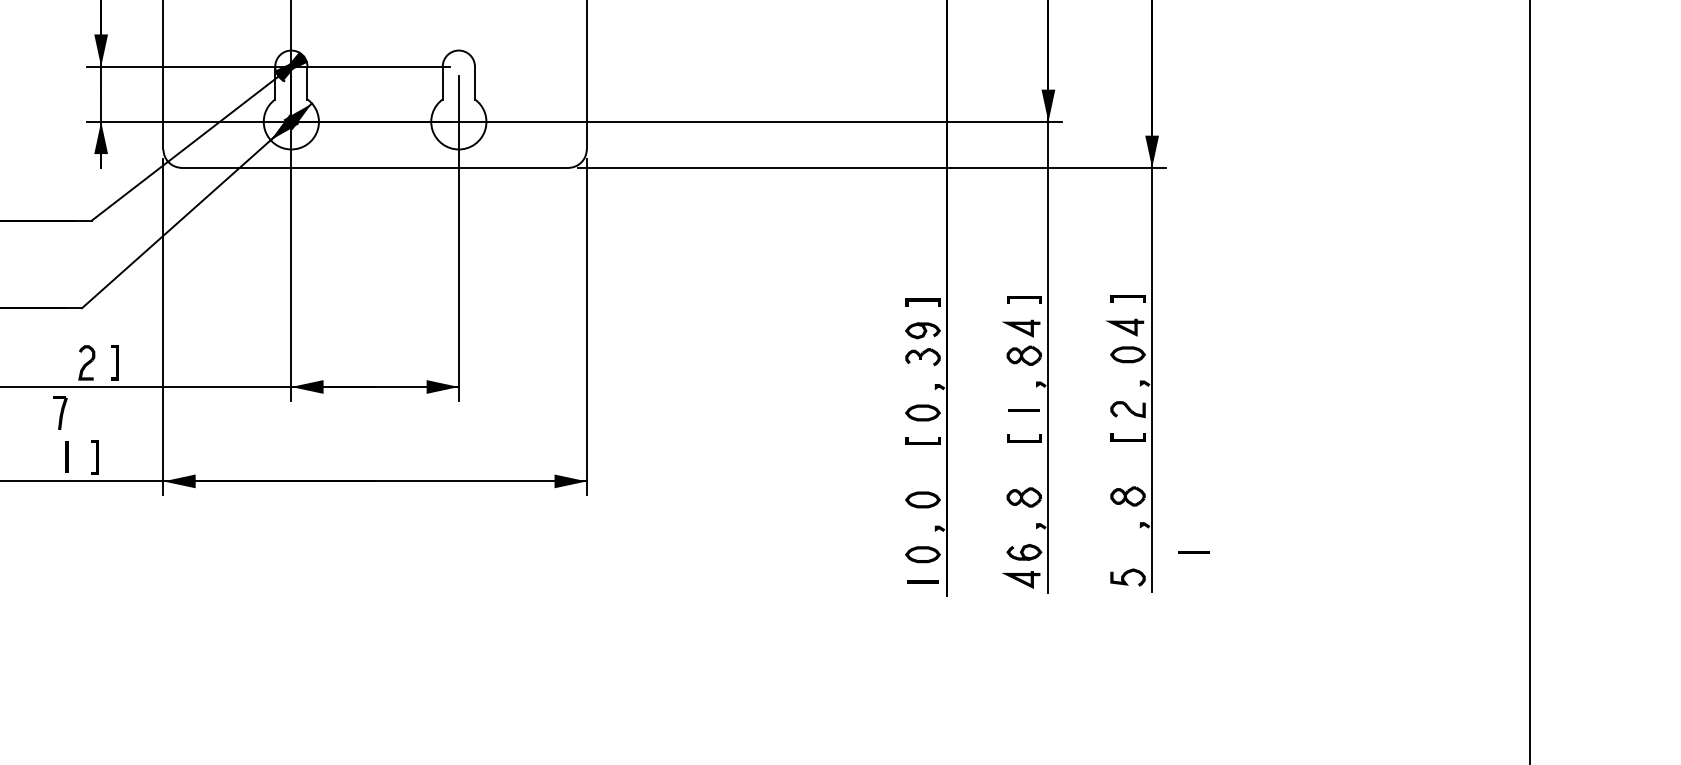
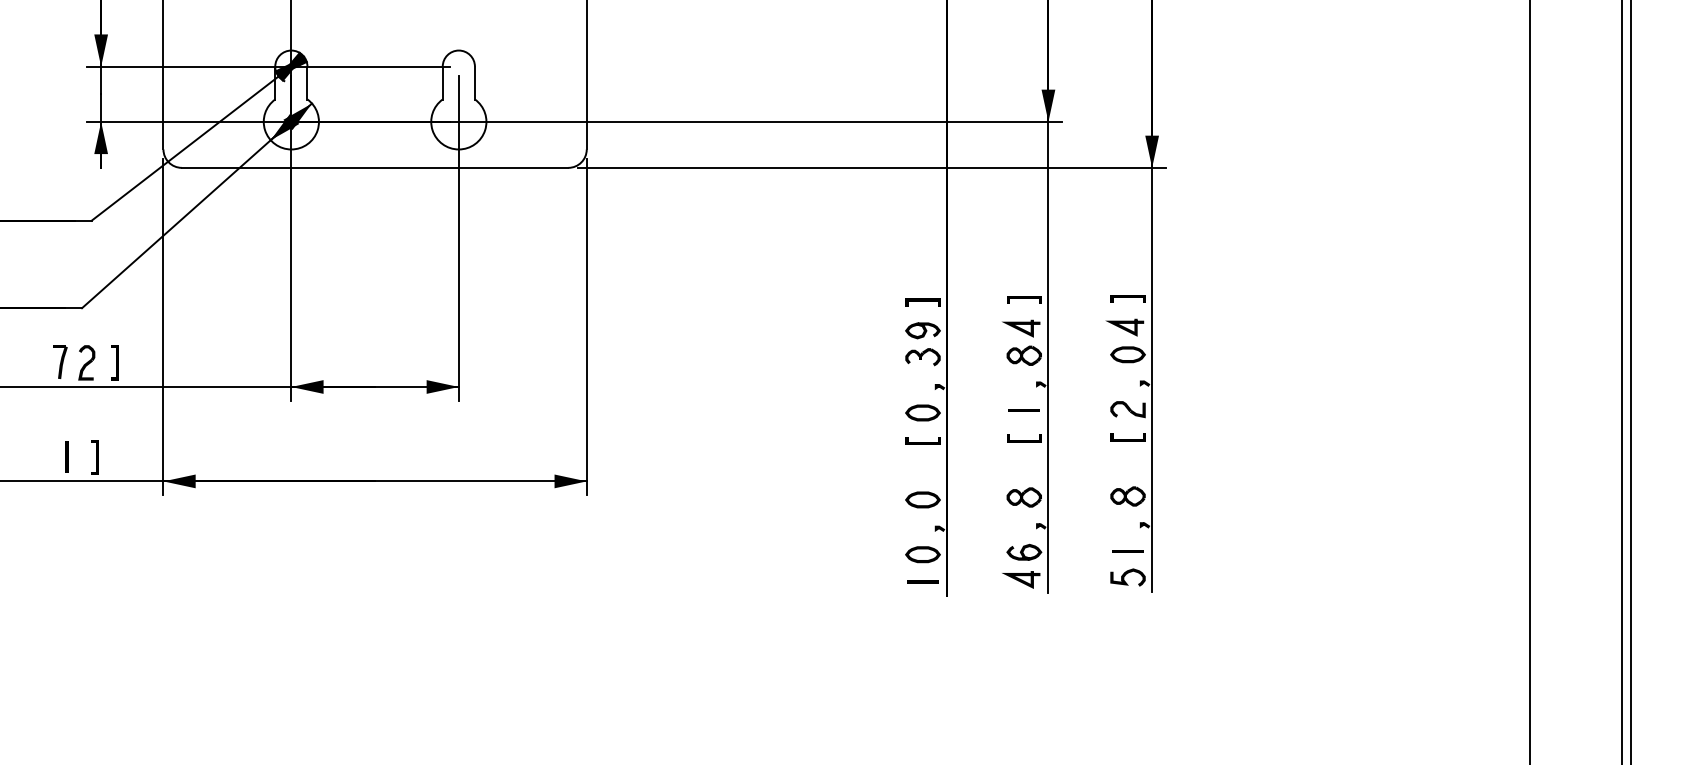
line: none -> present (1622, 381)
line: none -> present (1630, 381)
part position: (60, 412) -> (60, 361) (60, 361)
line position: (1193, 552) -> (1127, 551) (1127, 551)
